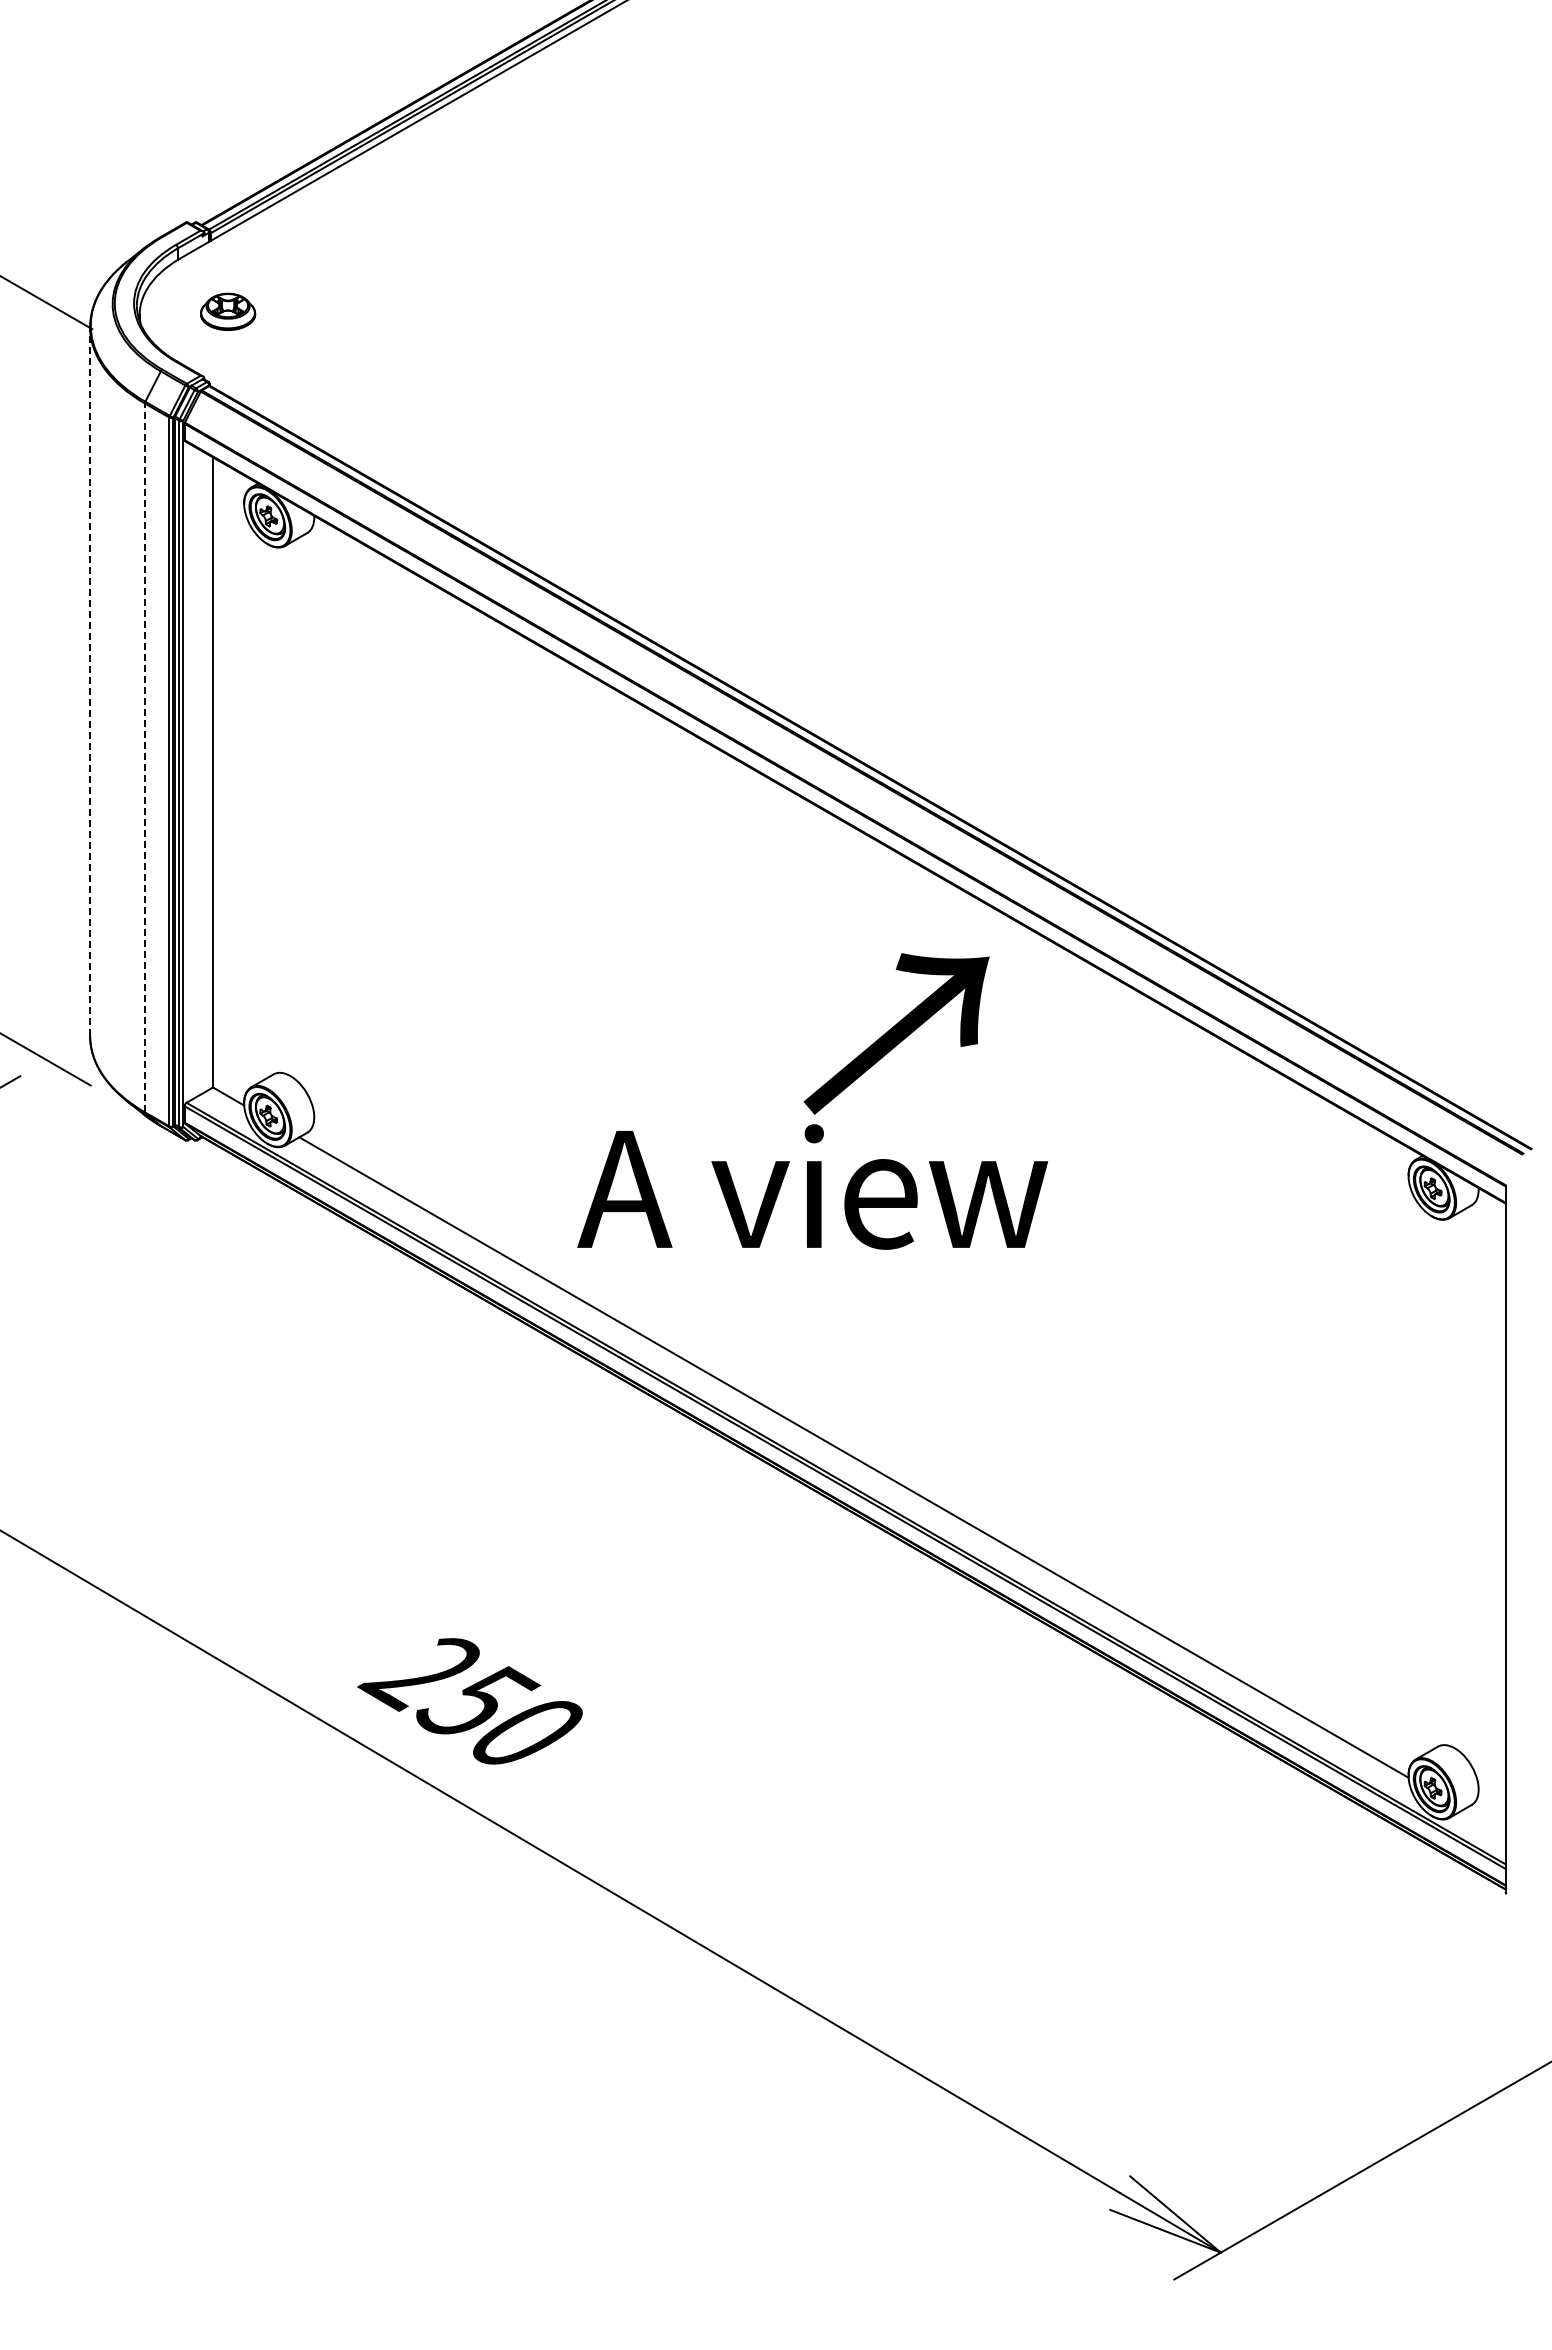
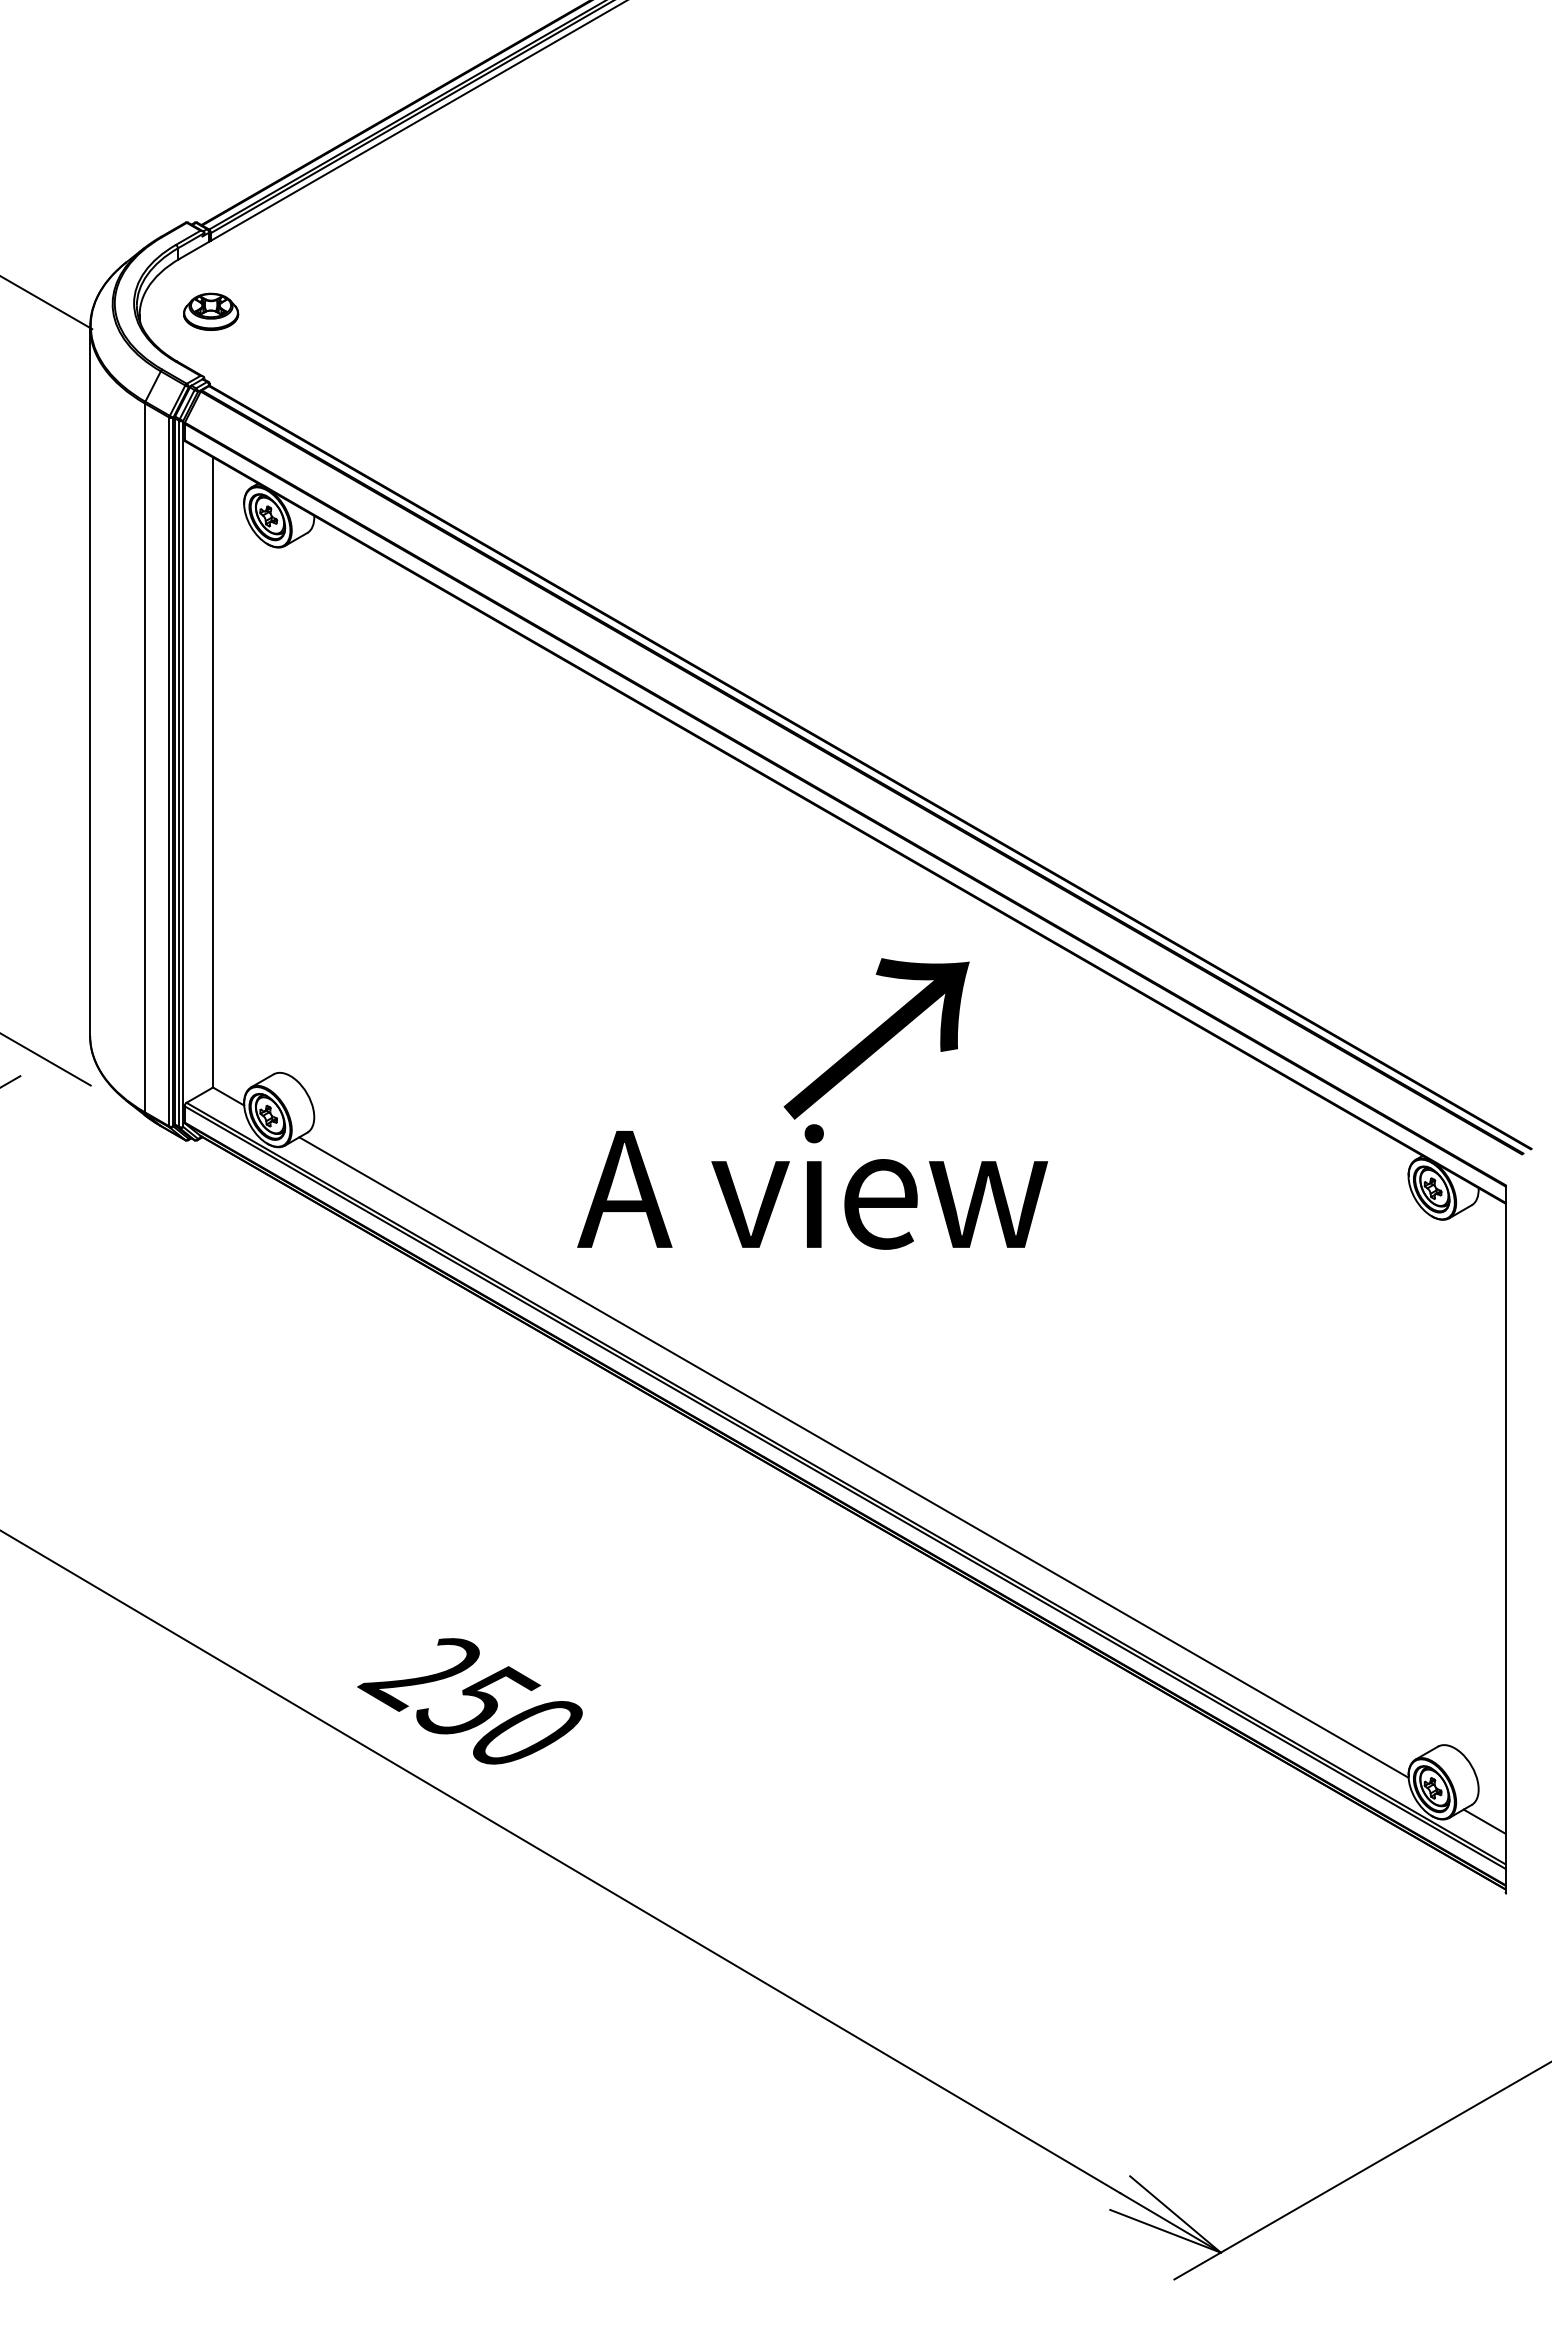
part position: (228, 311) -> (211, 311) (211, 311)
line: dashed -> solid (90, 681)
line: dashed -> solid (144, 757)
text position: (896, 1033) -> (876, 1038) (876, 1038)
line: none -> present (1484, 1821)
